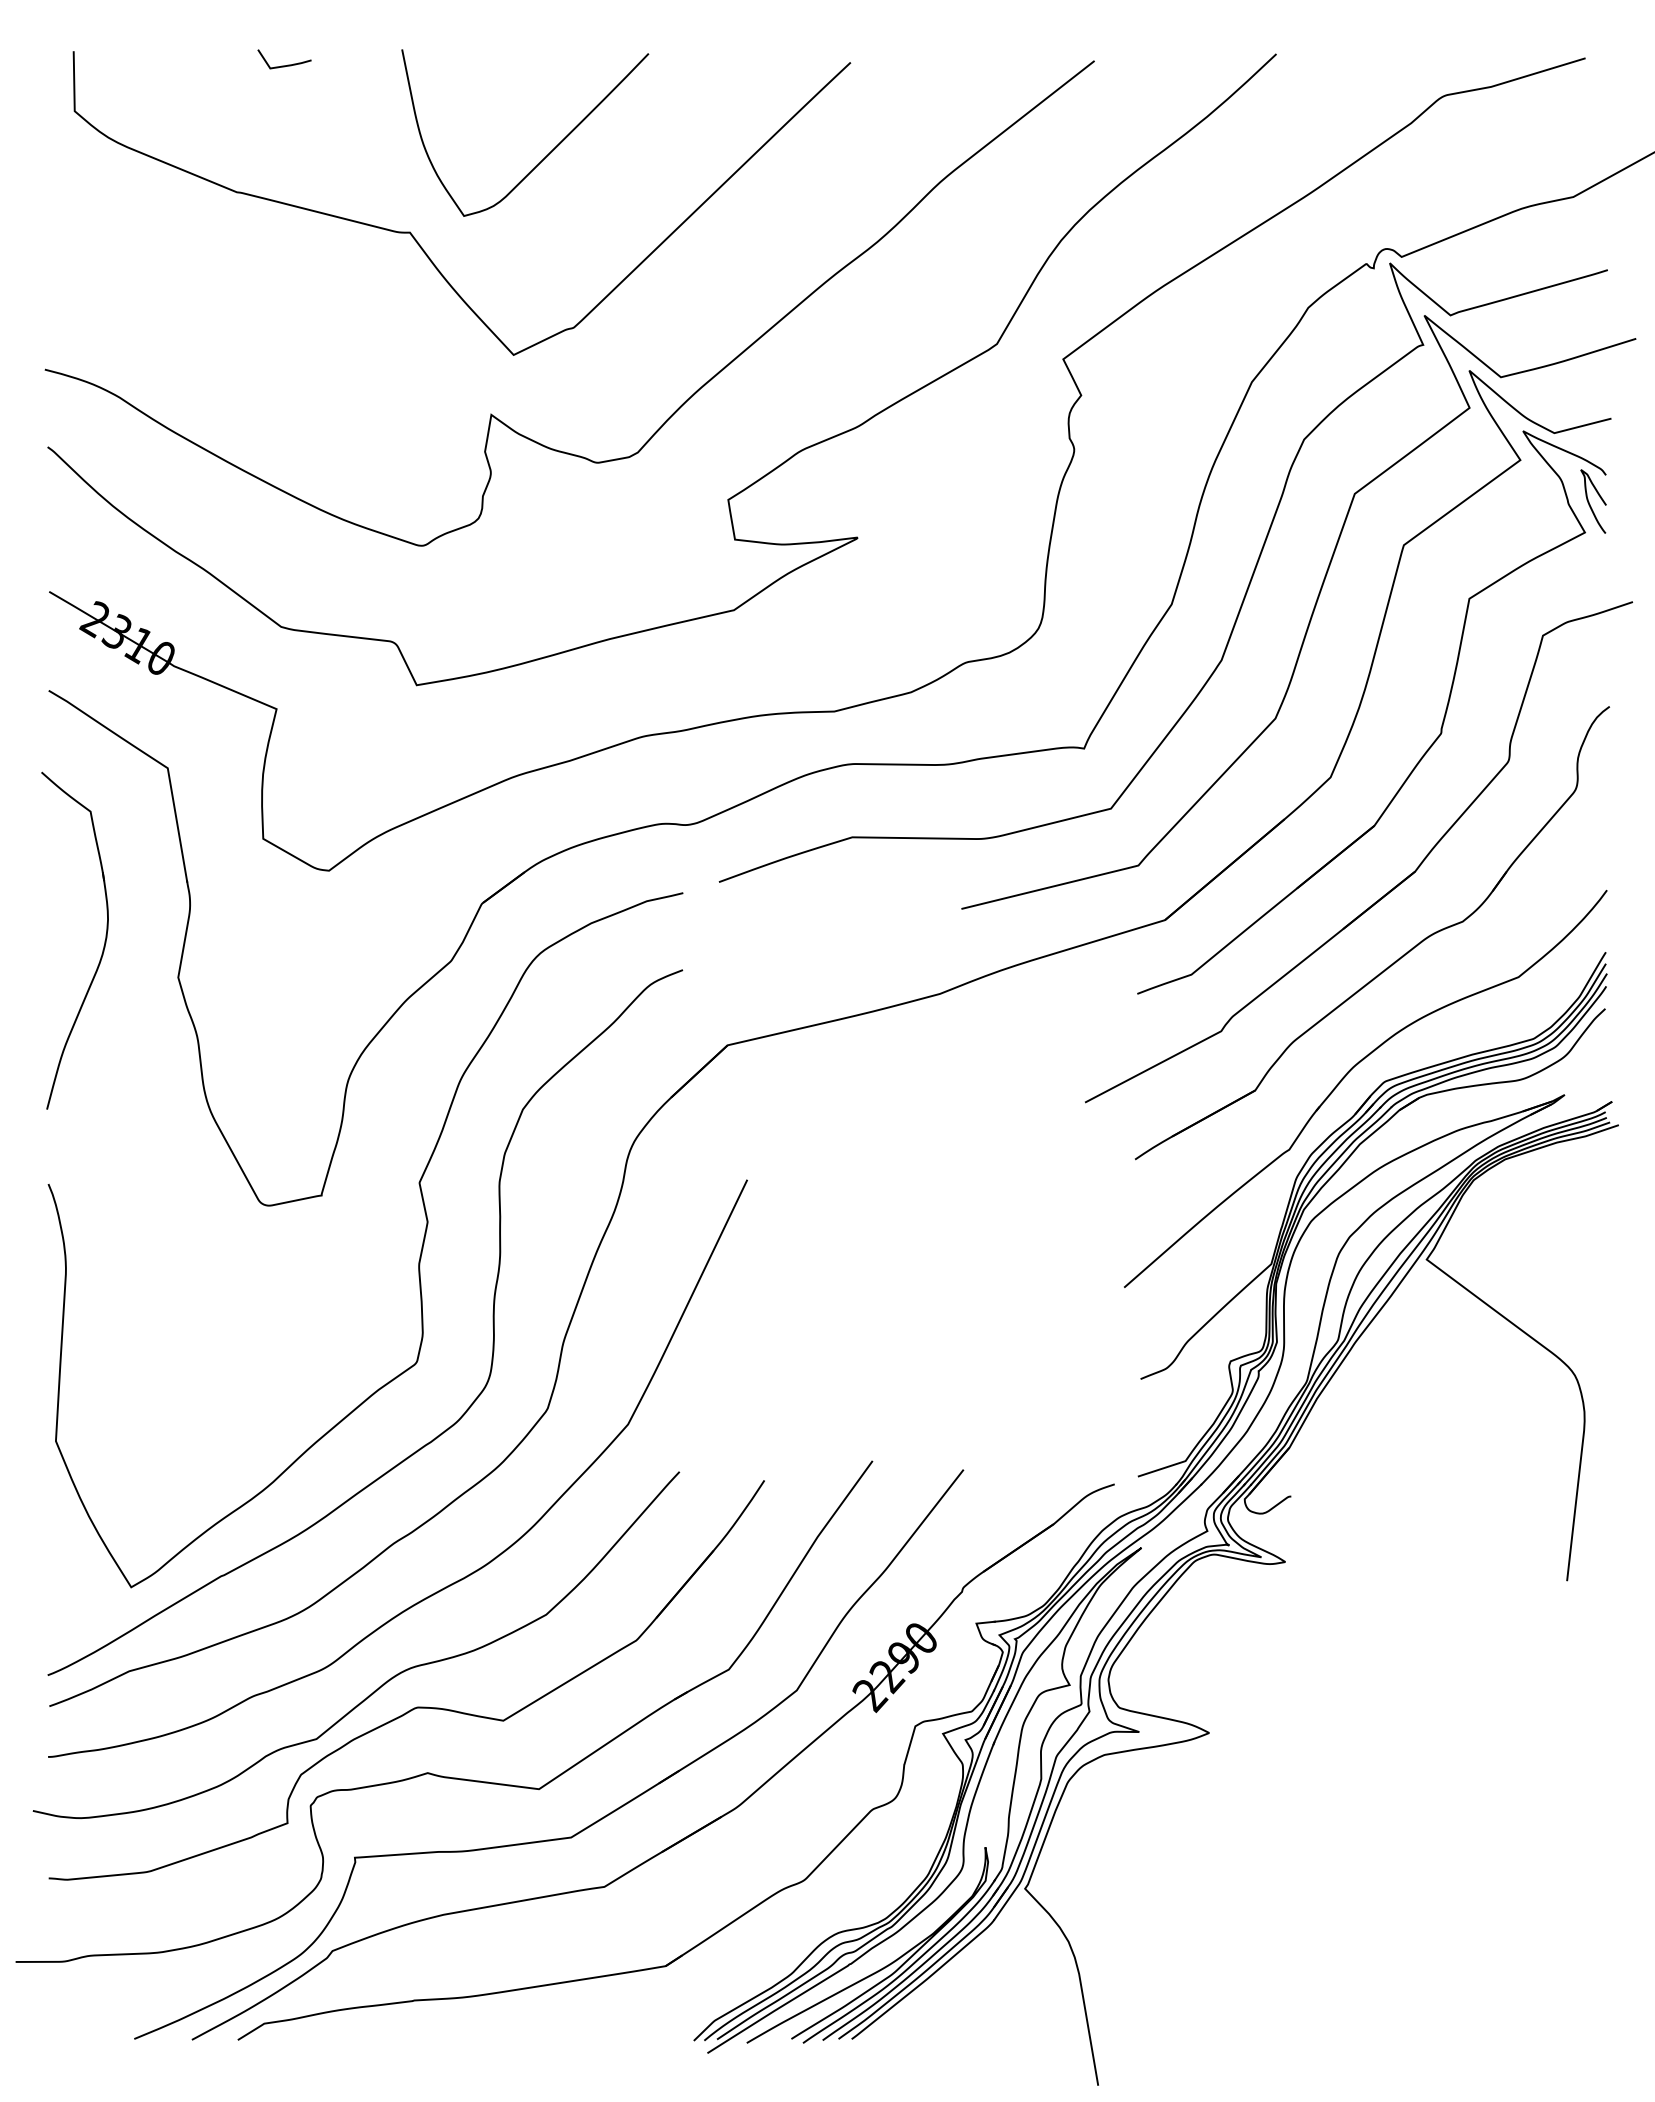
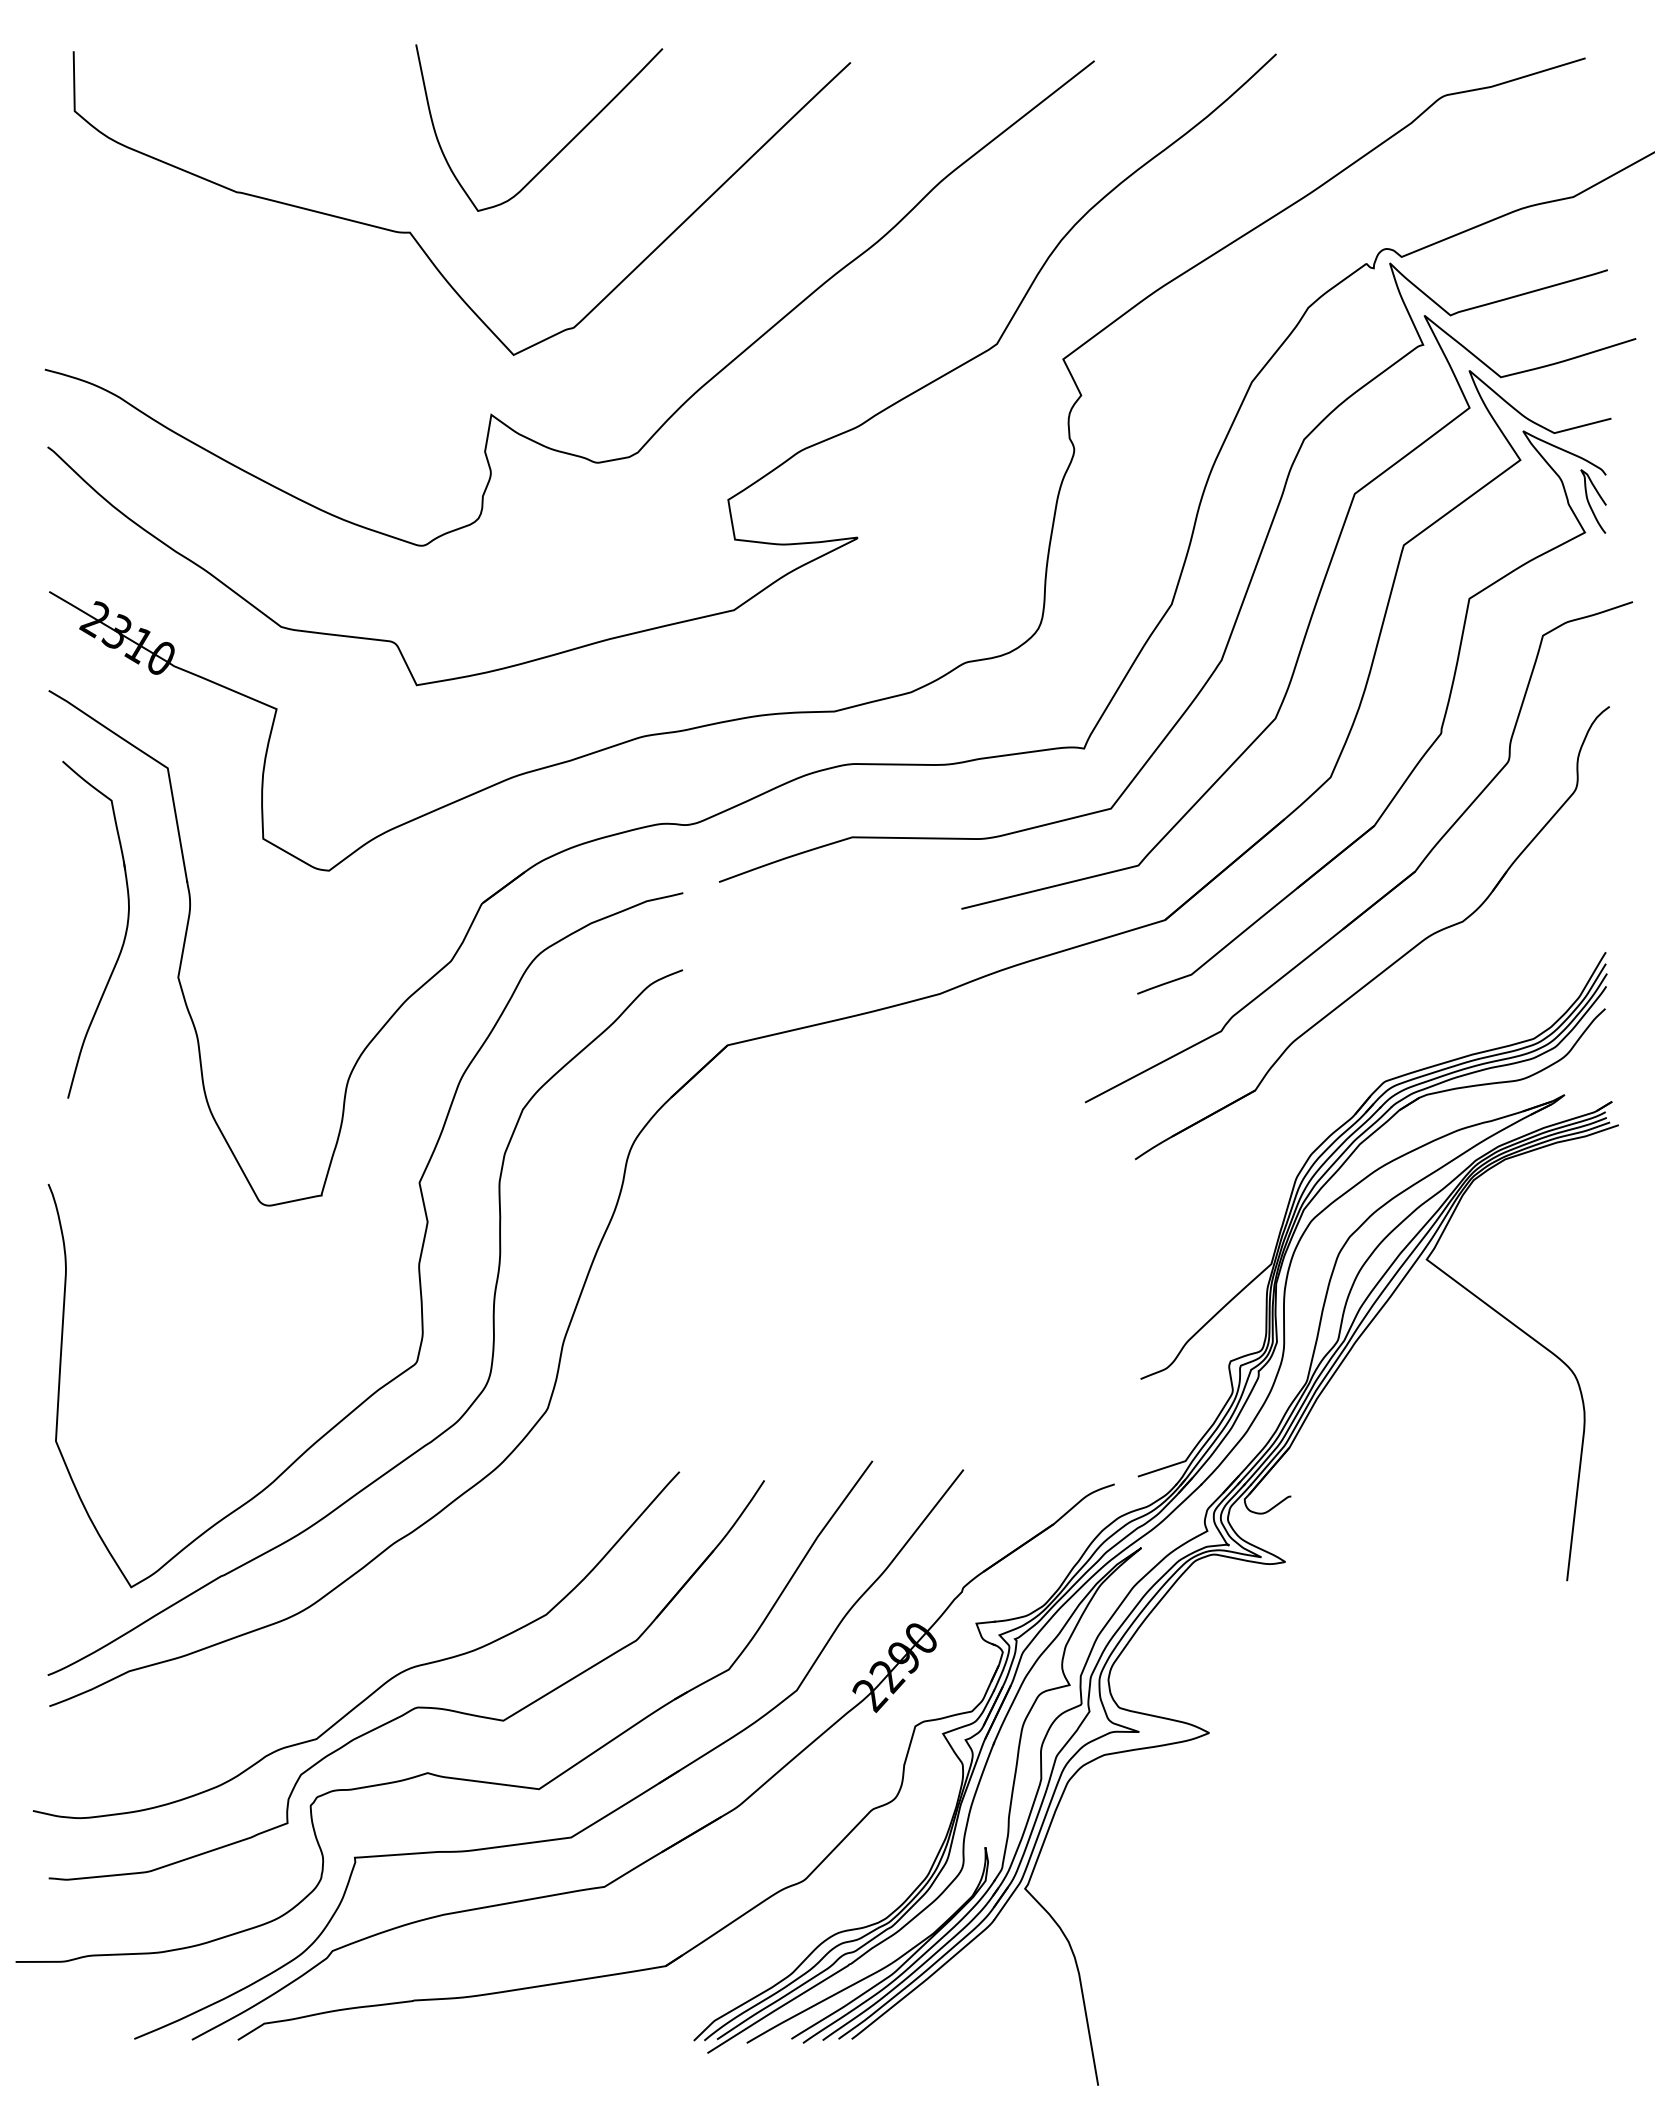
line: present -> none (287, 64)
curve position: (547, 154) -> (561, 149) (561, 149)
part position: (102, 949) -> (123, 938) (123, 938)
part: present -> none (1346, 1076)
curve: present -> none (453, 1582)
